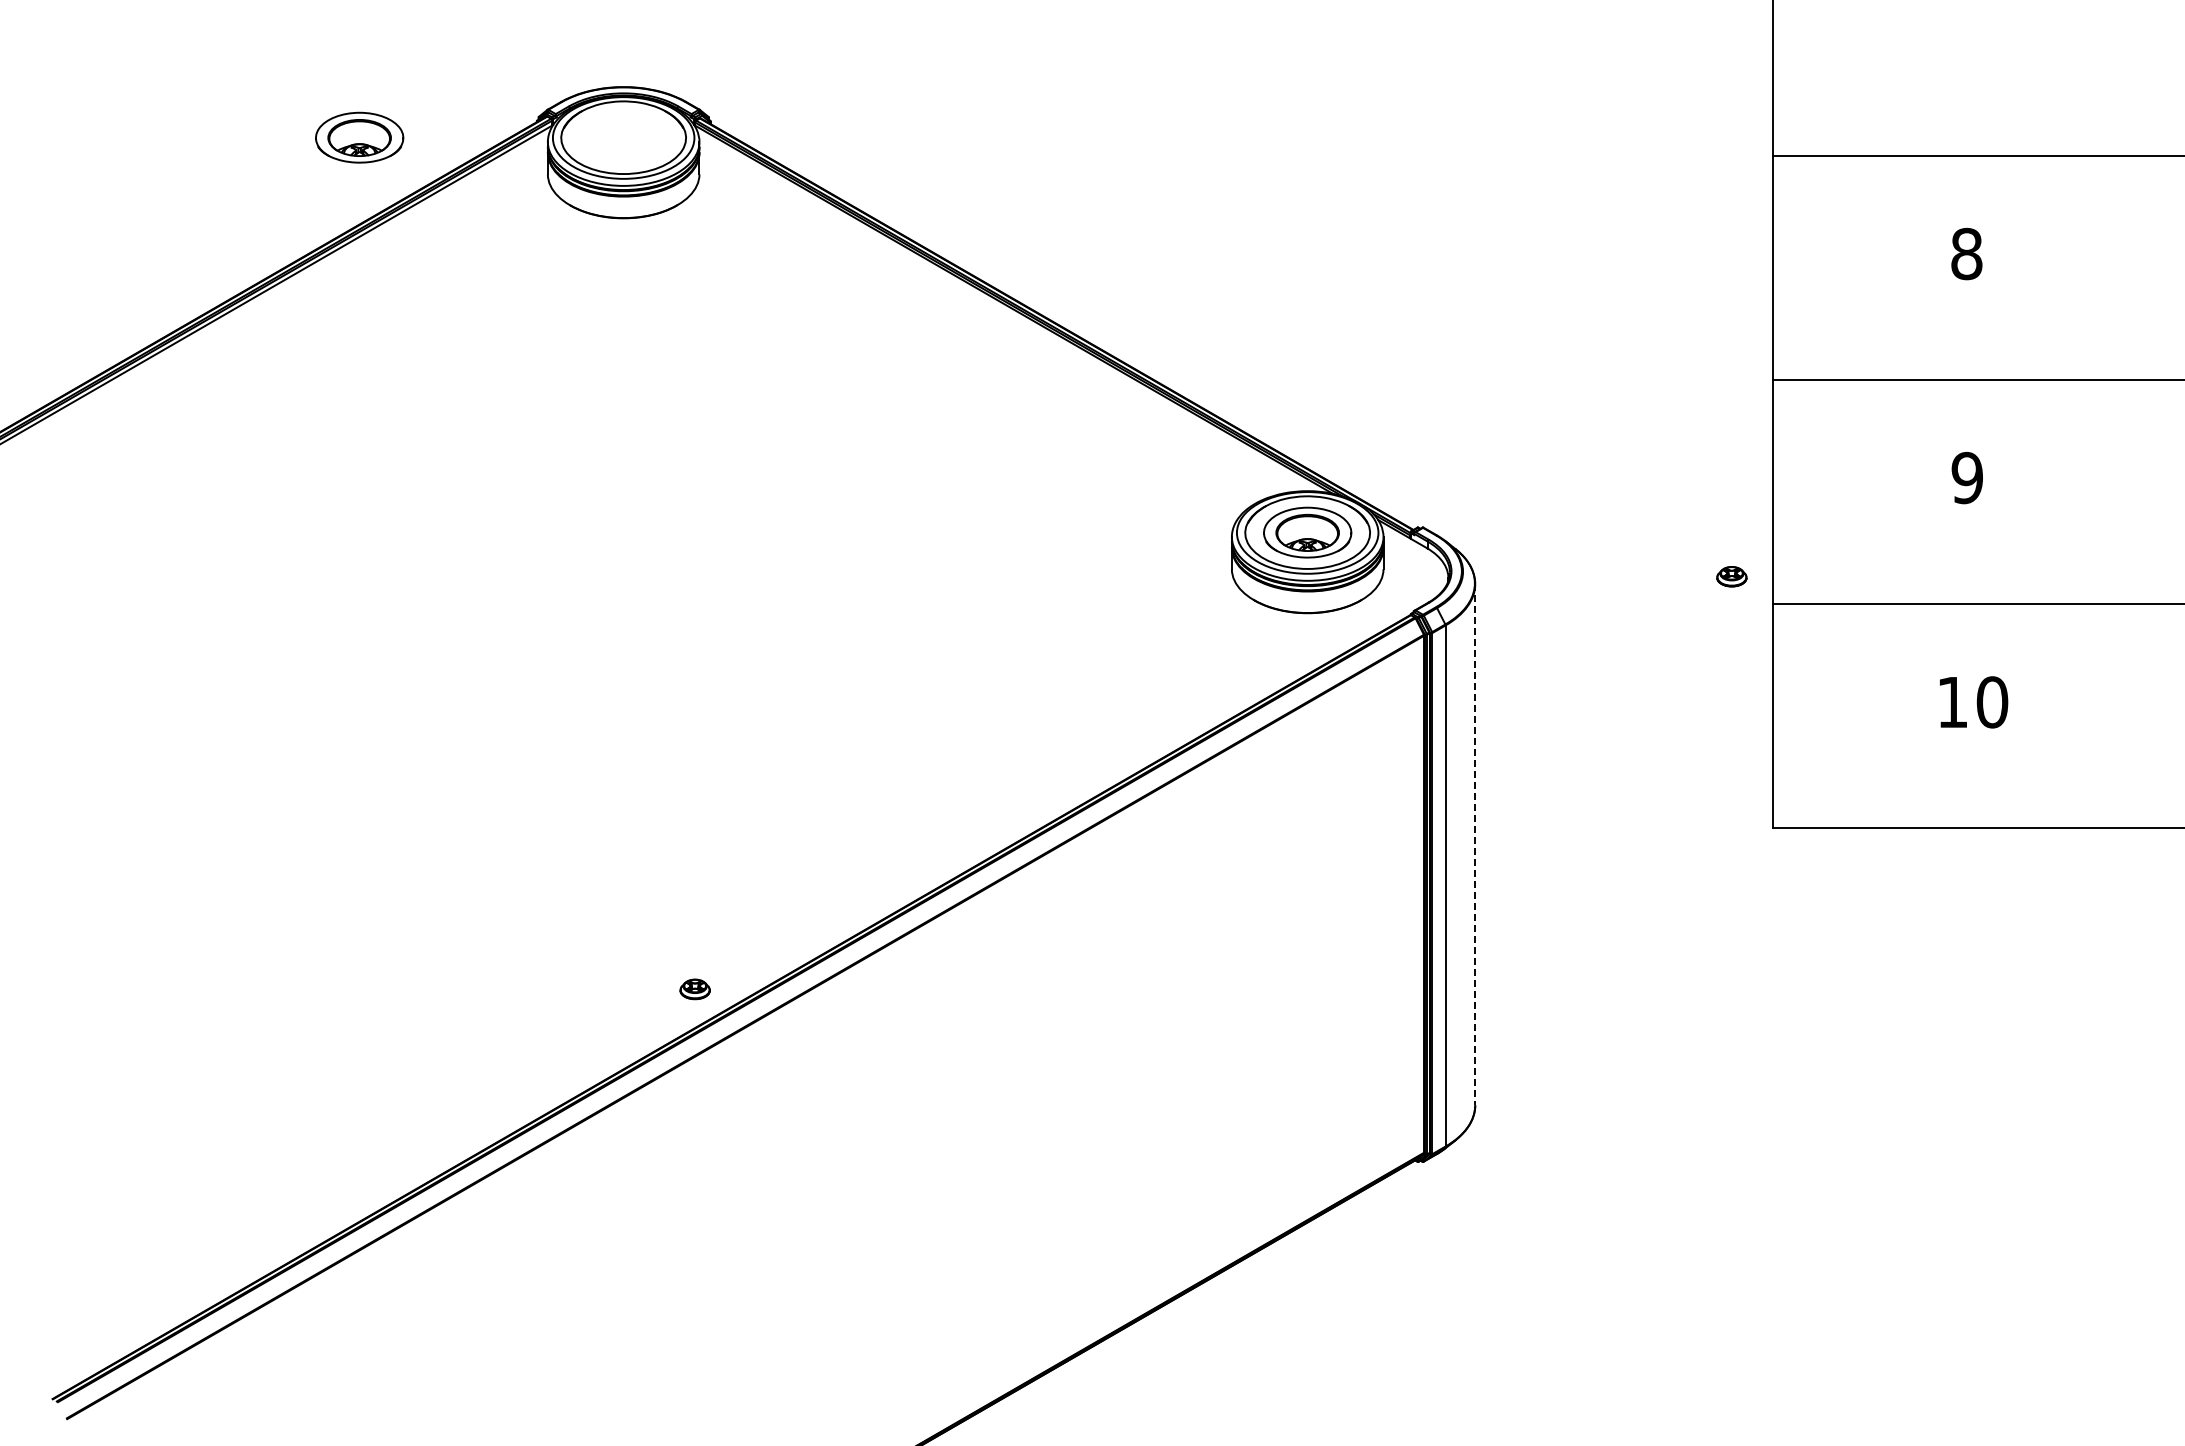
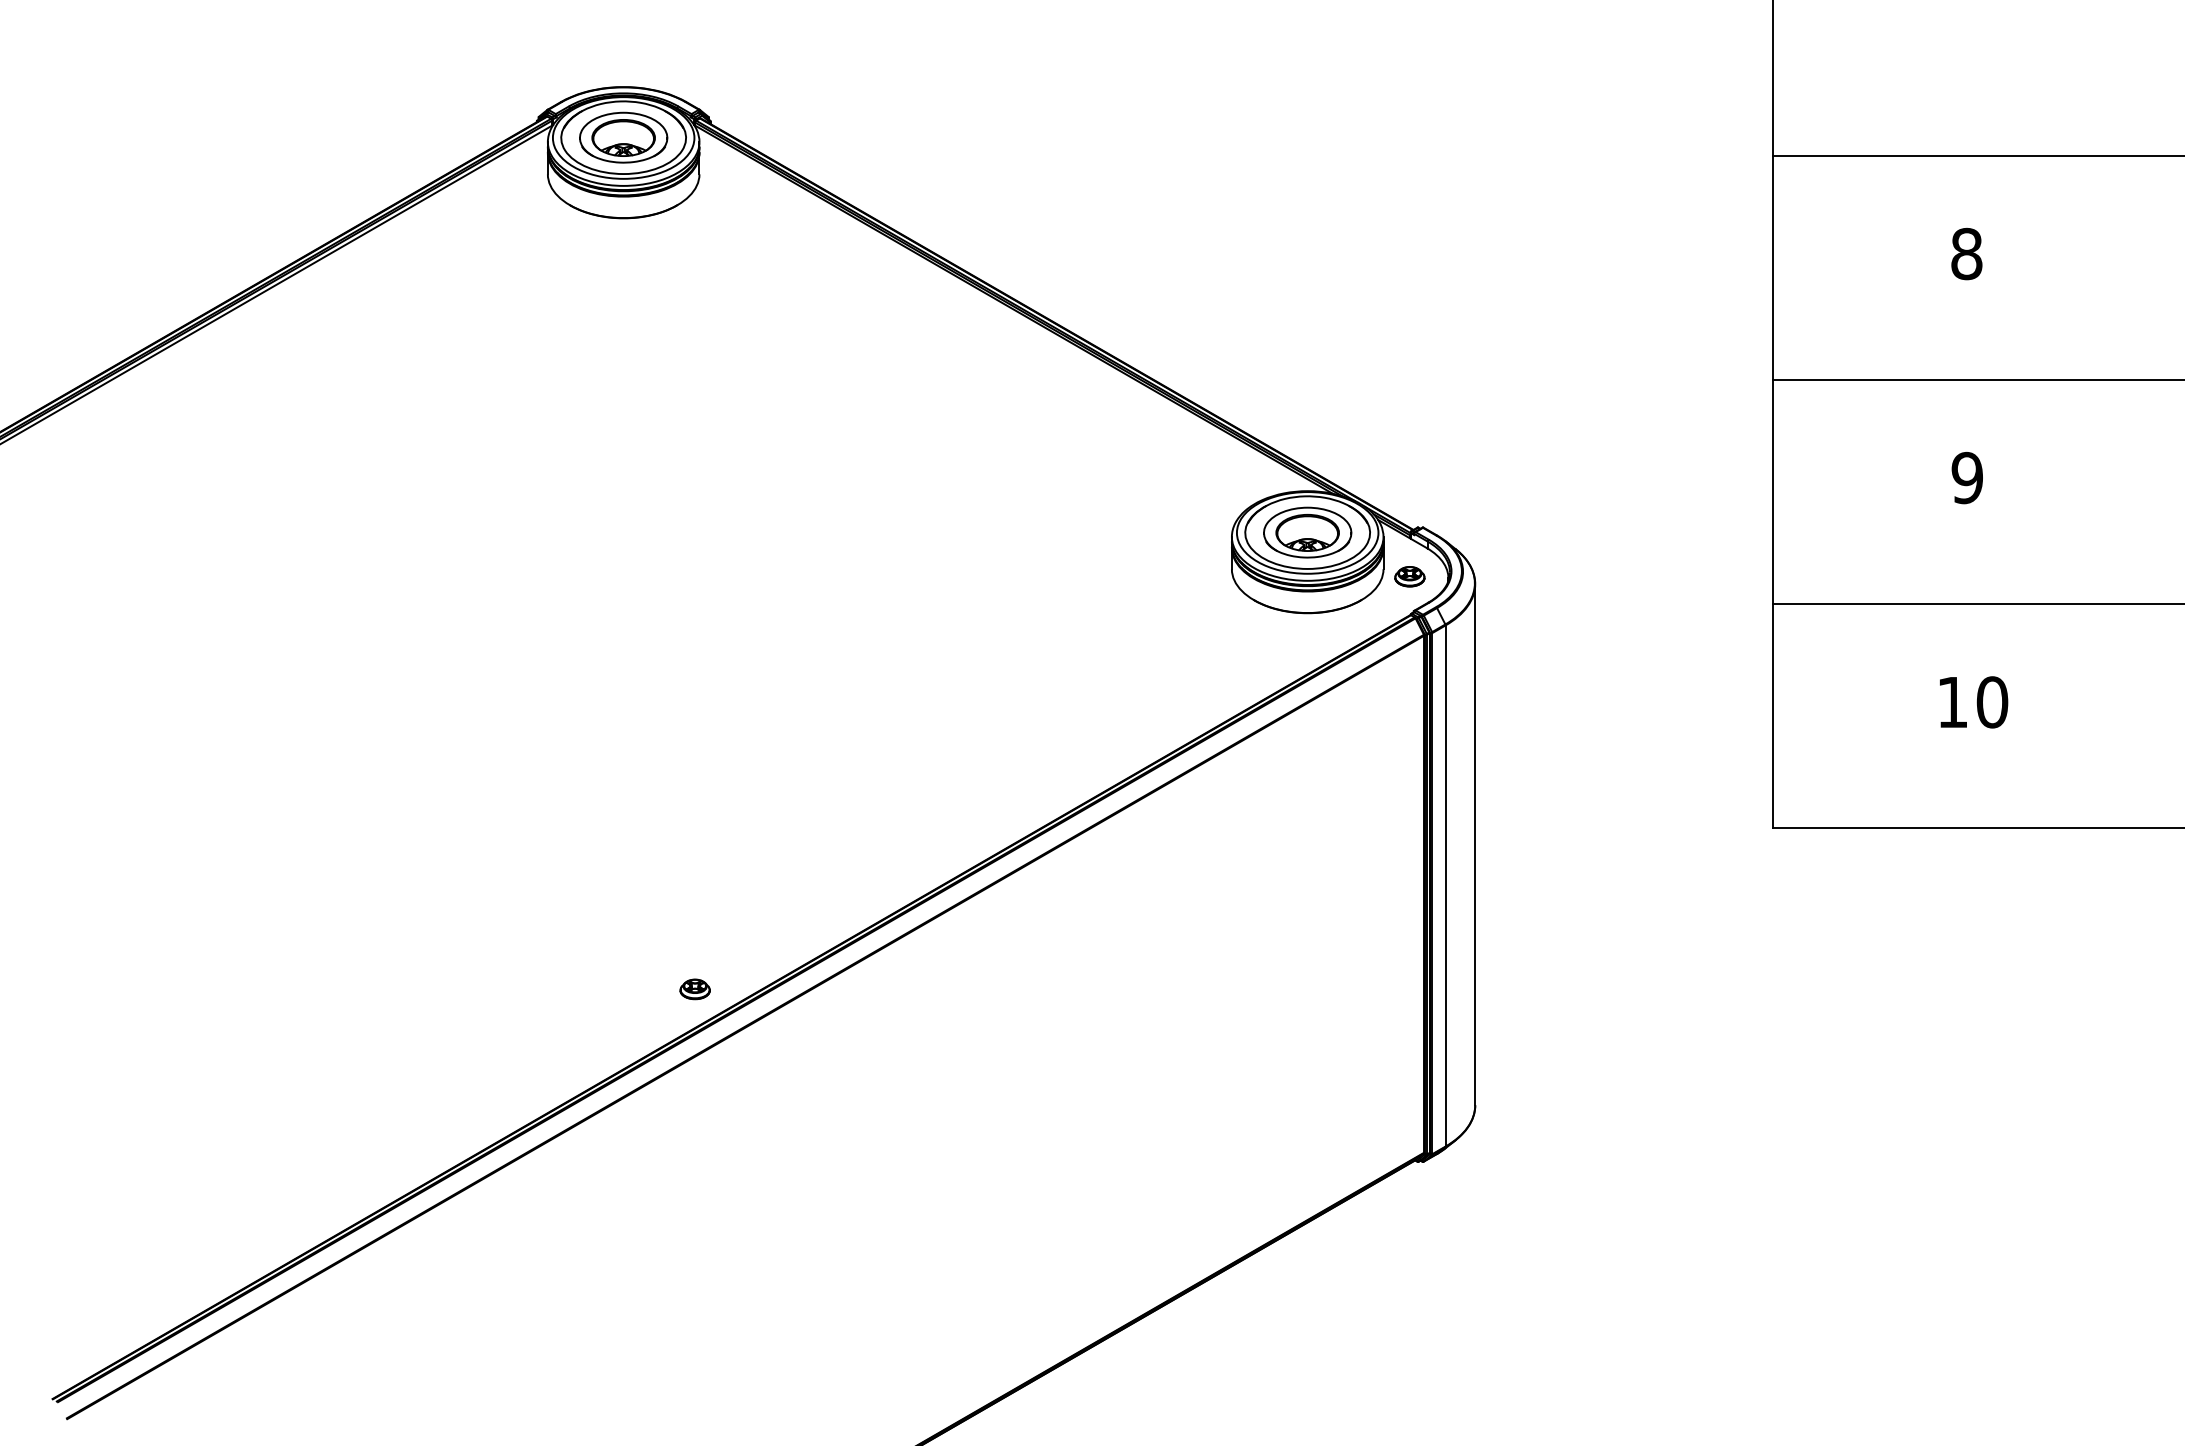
part position: (359, 137) -> (623, 137) (623, 137)
part position: (1731, 576) -> (1409, 576) (1409, 576)
line: dashed -> solid (1475, 844)
